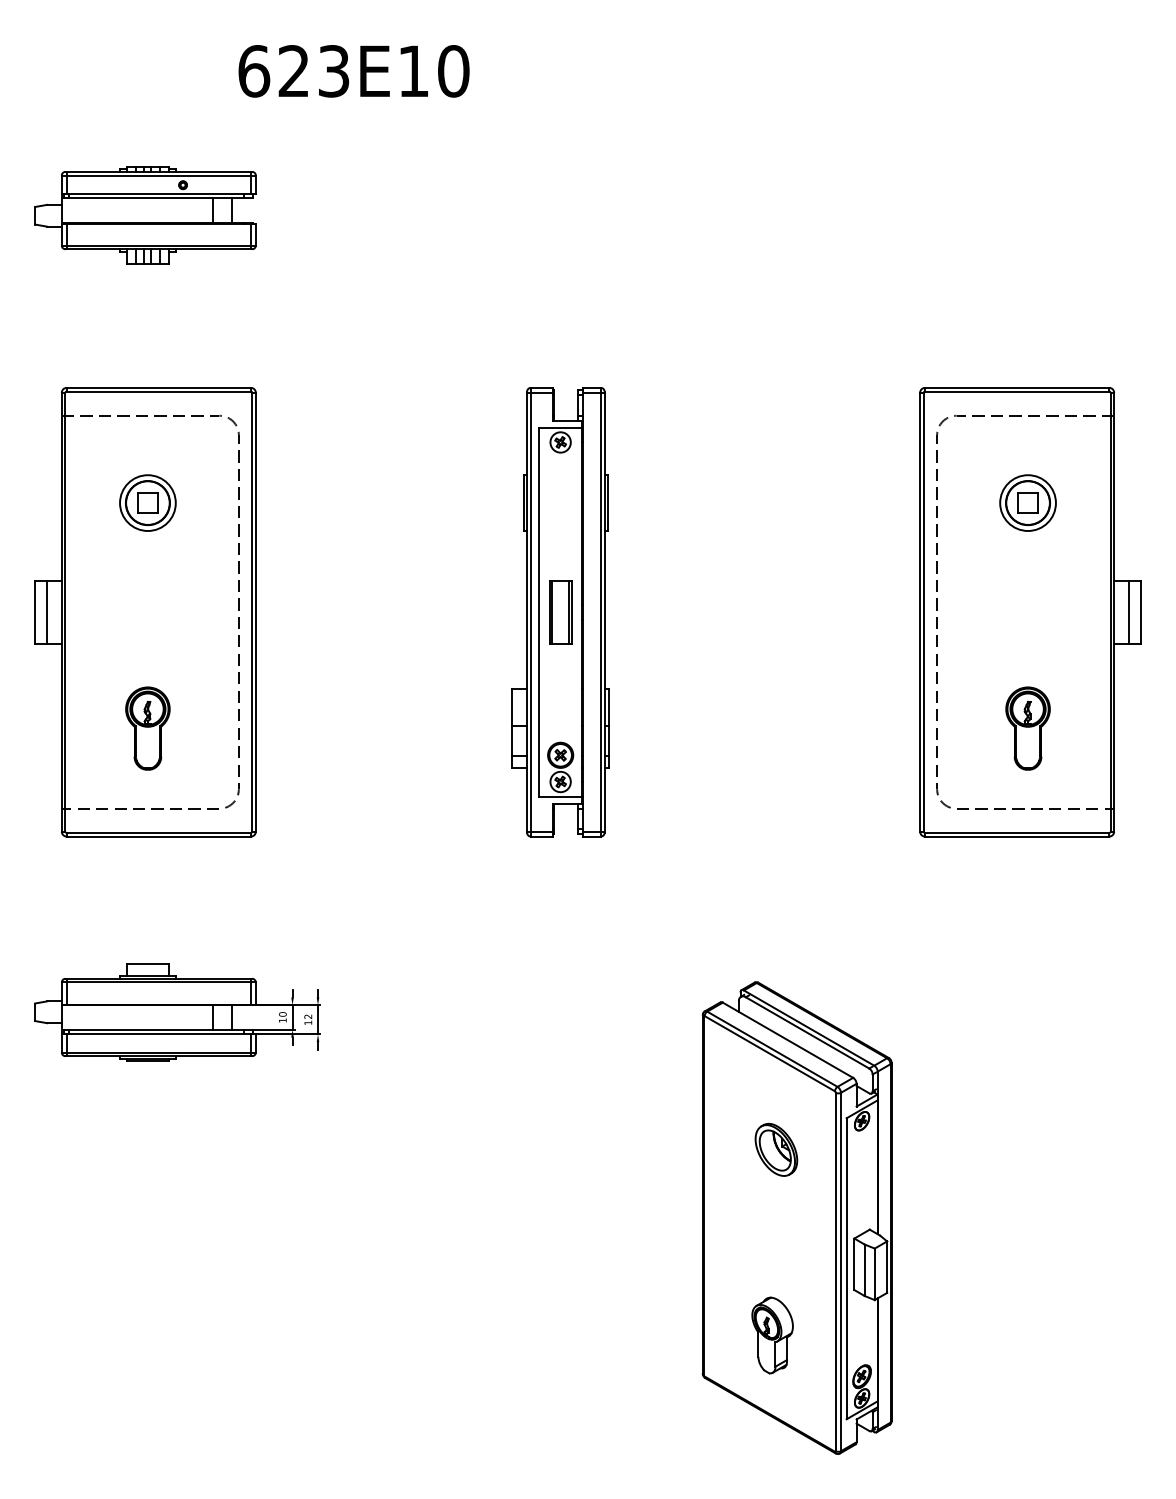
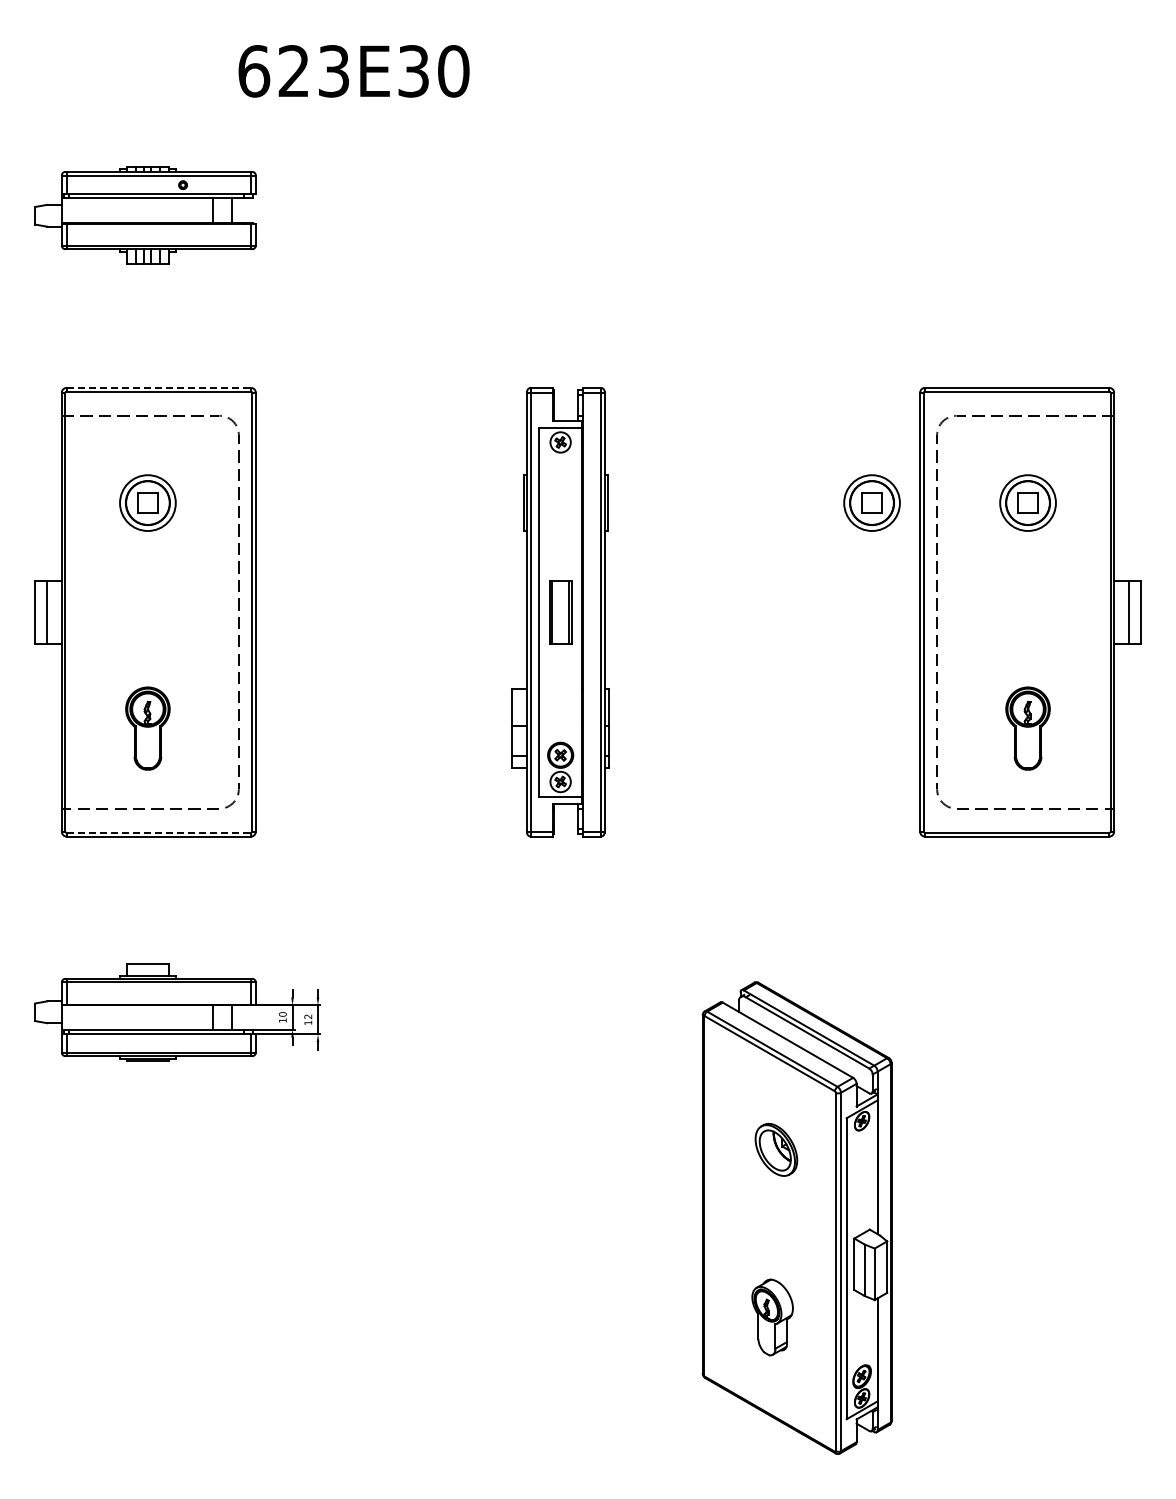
text: 623E10 -> 623E30 (413, 71)
line: solid -> dashed (159, 387)
part: none -> present (871, 502)
line: solid -> dashed (159, 832)
part position: (772, 1335) -> (772, 1317) (772, 1317)
